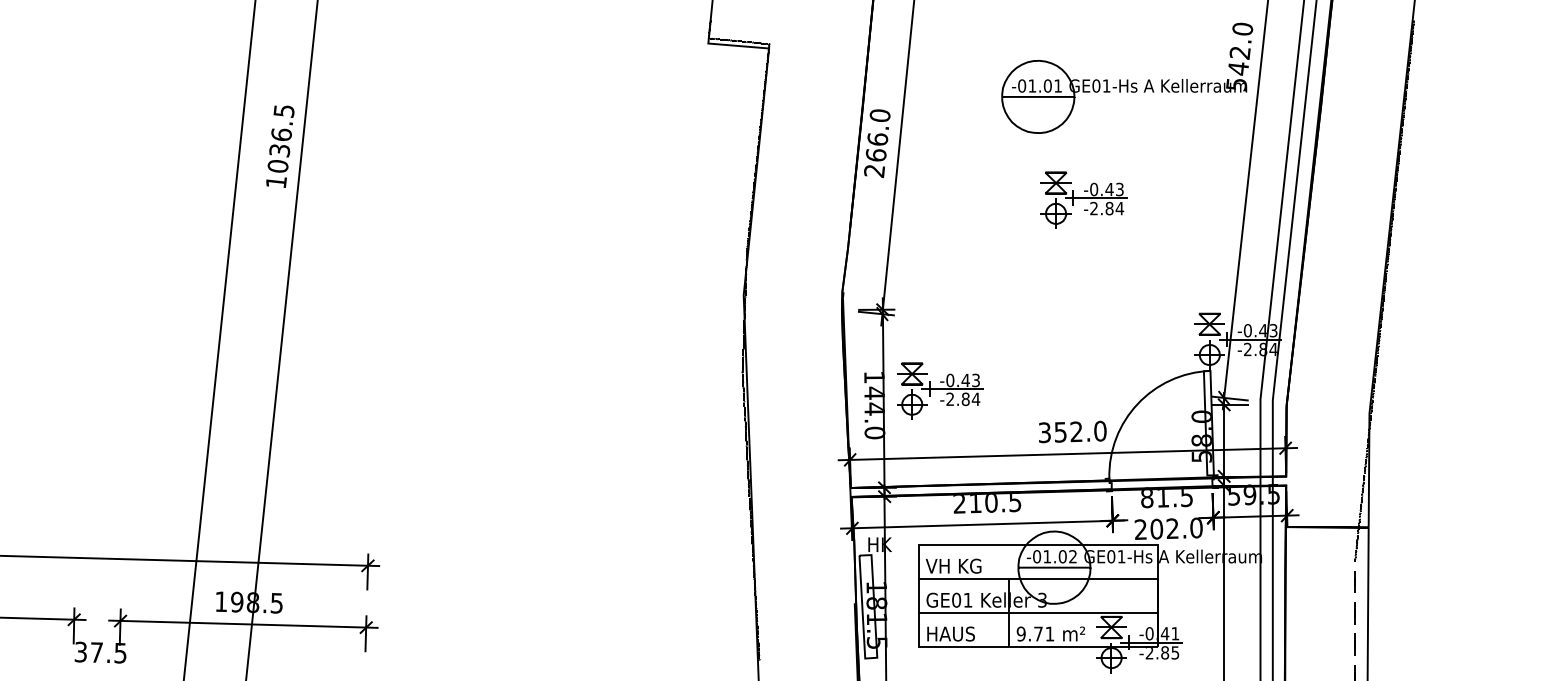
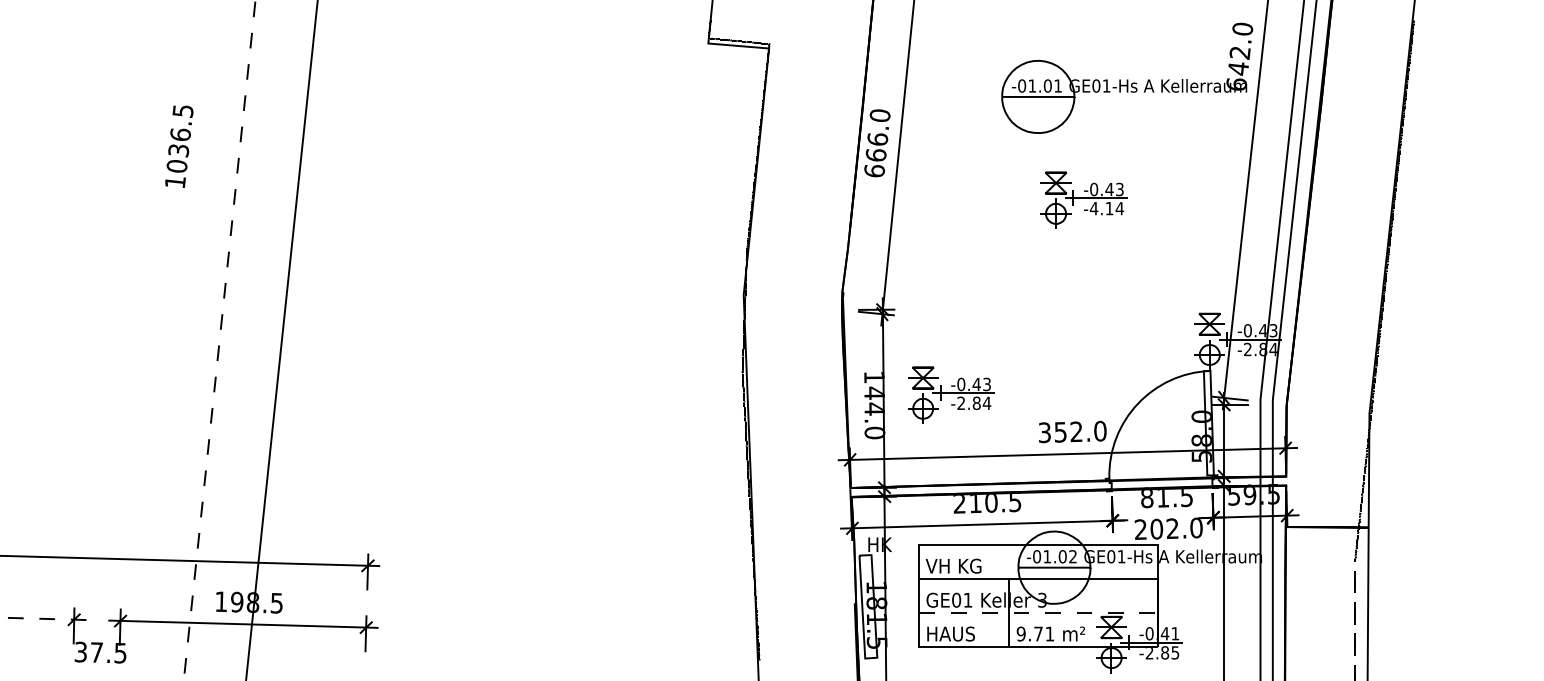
text: 542.0 -> 642.0 (1236, 84)
text position: (280, 146) -> (179, 146) (179, 146)
text: 266.0 -> 666.0 (874, 171)
text: -2.84 -> -4.14 (1101, 208)
line: solid -> dashed (219, 340)
part position: (940, 390) -> (951, 394) (951, 394)
line: solid -> dashed (1039, 613)
line: solid -> dashed (43, 618)
